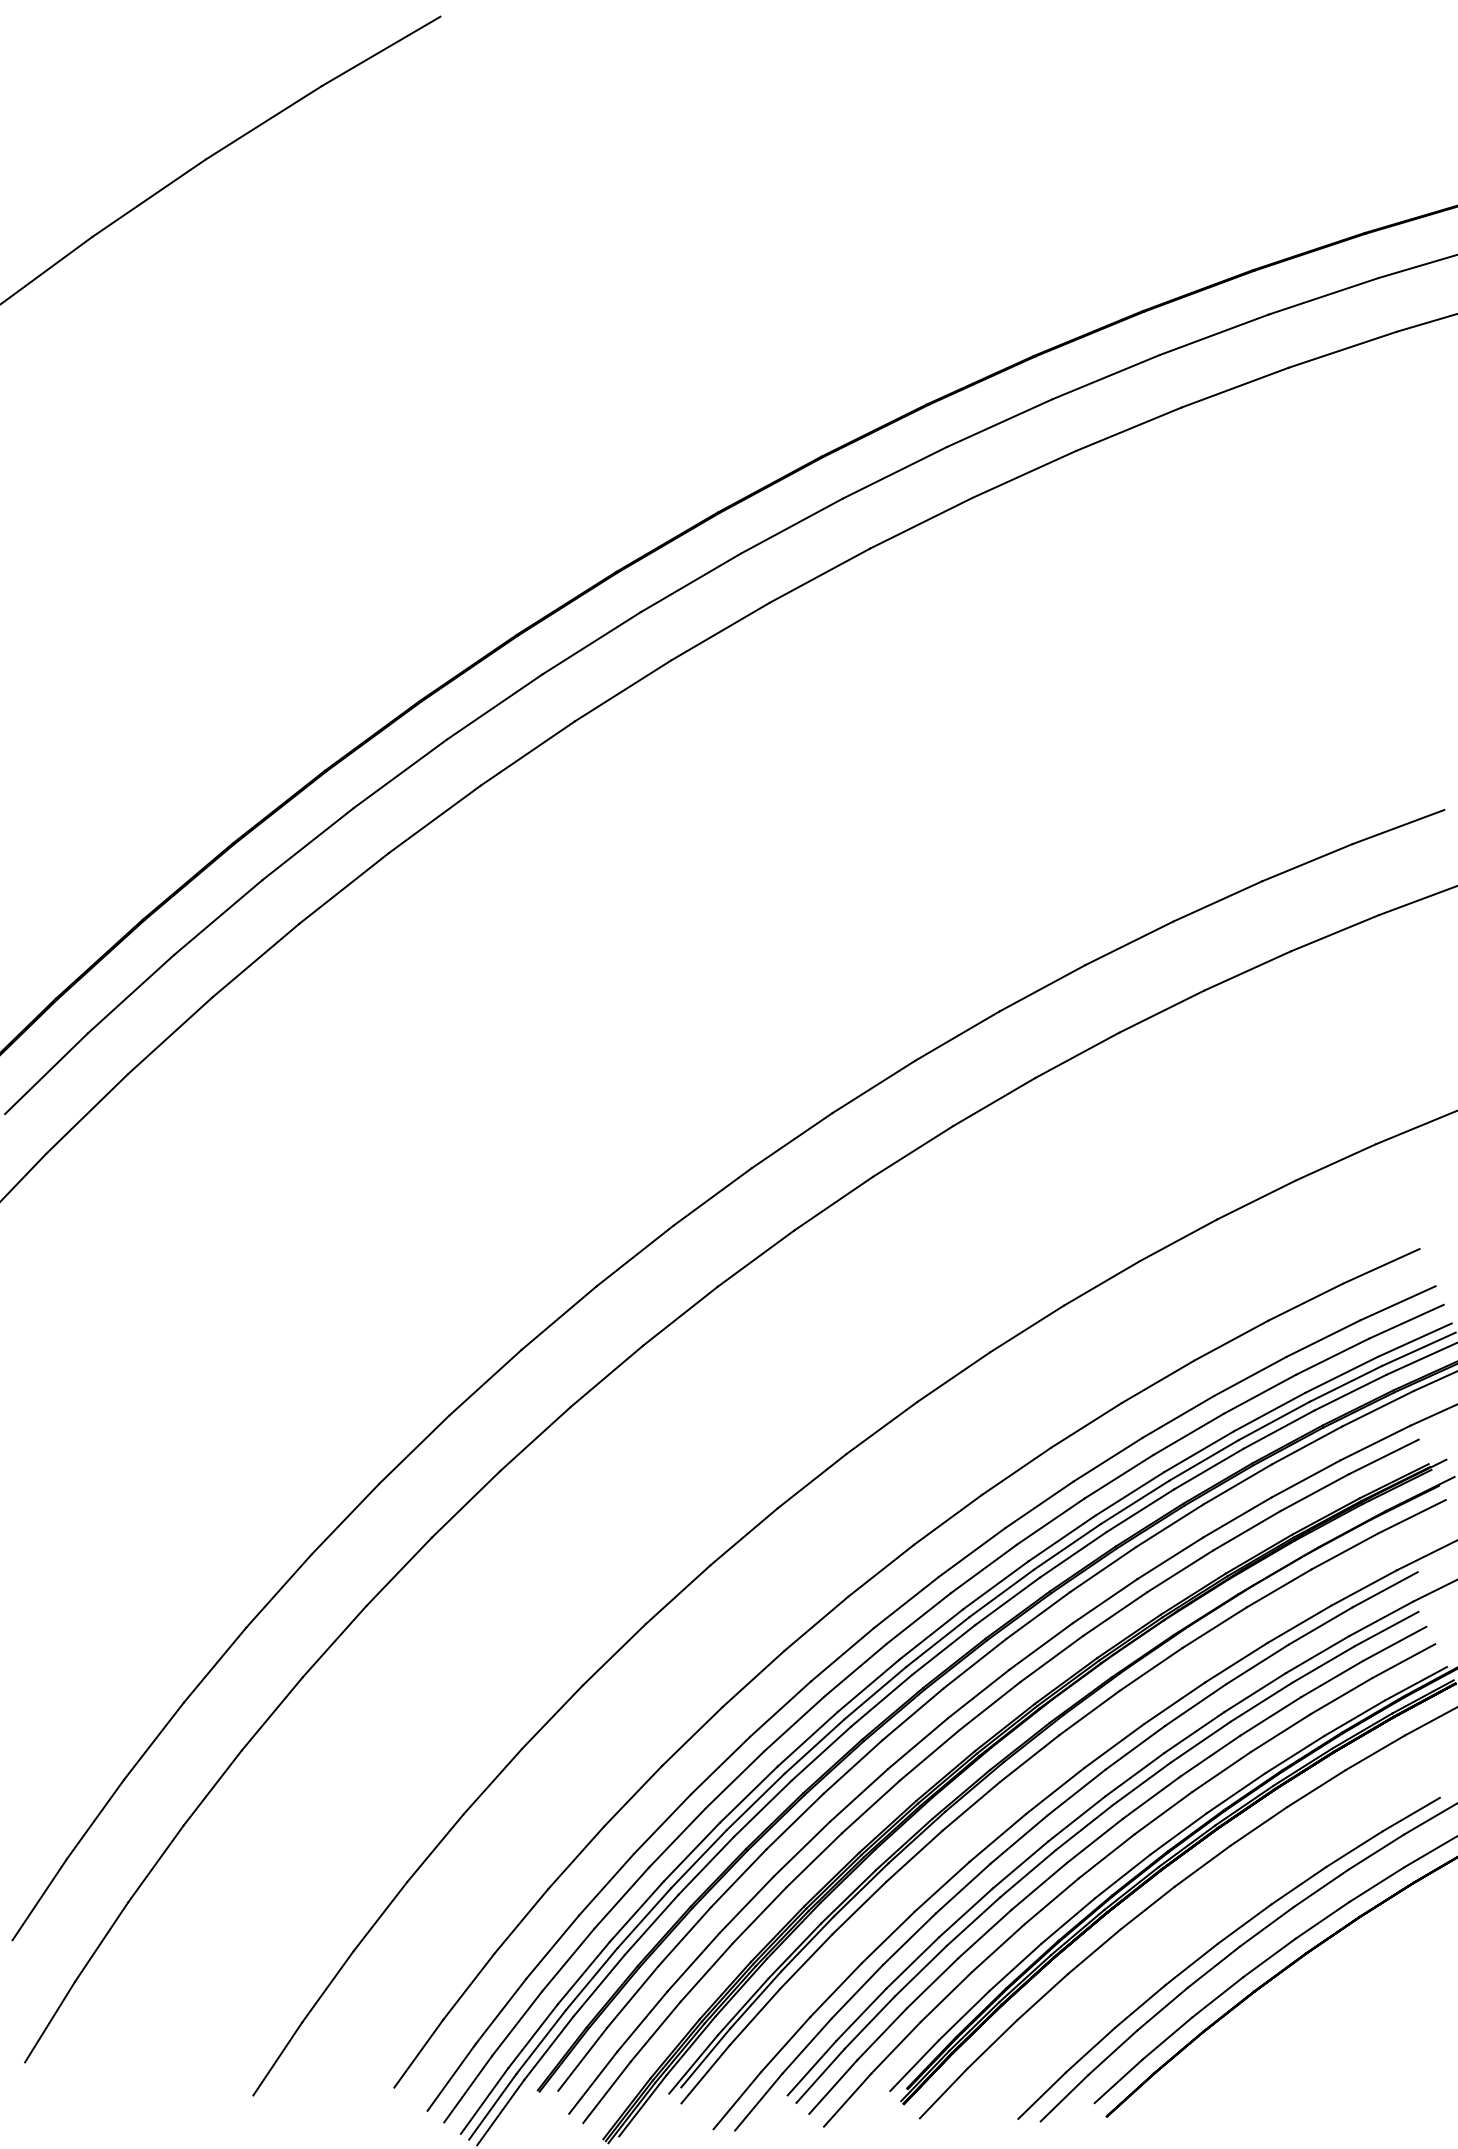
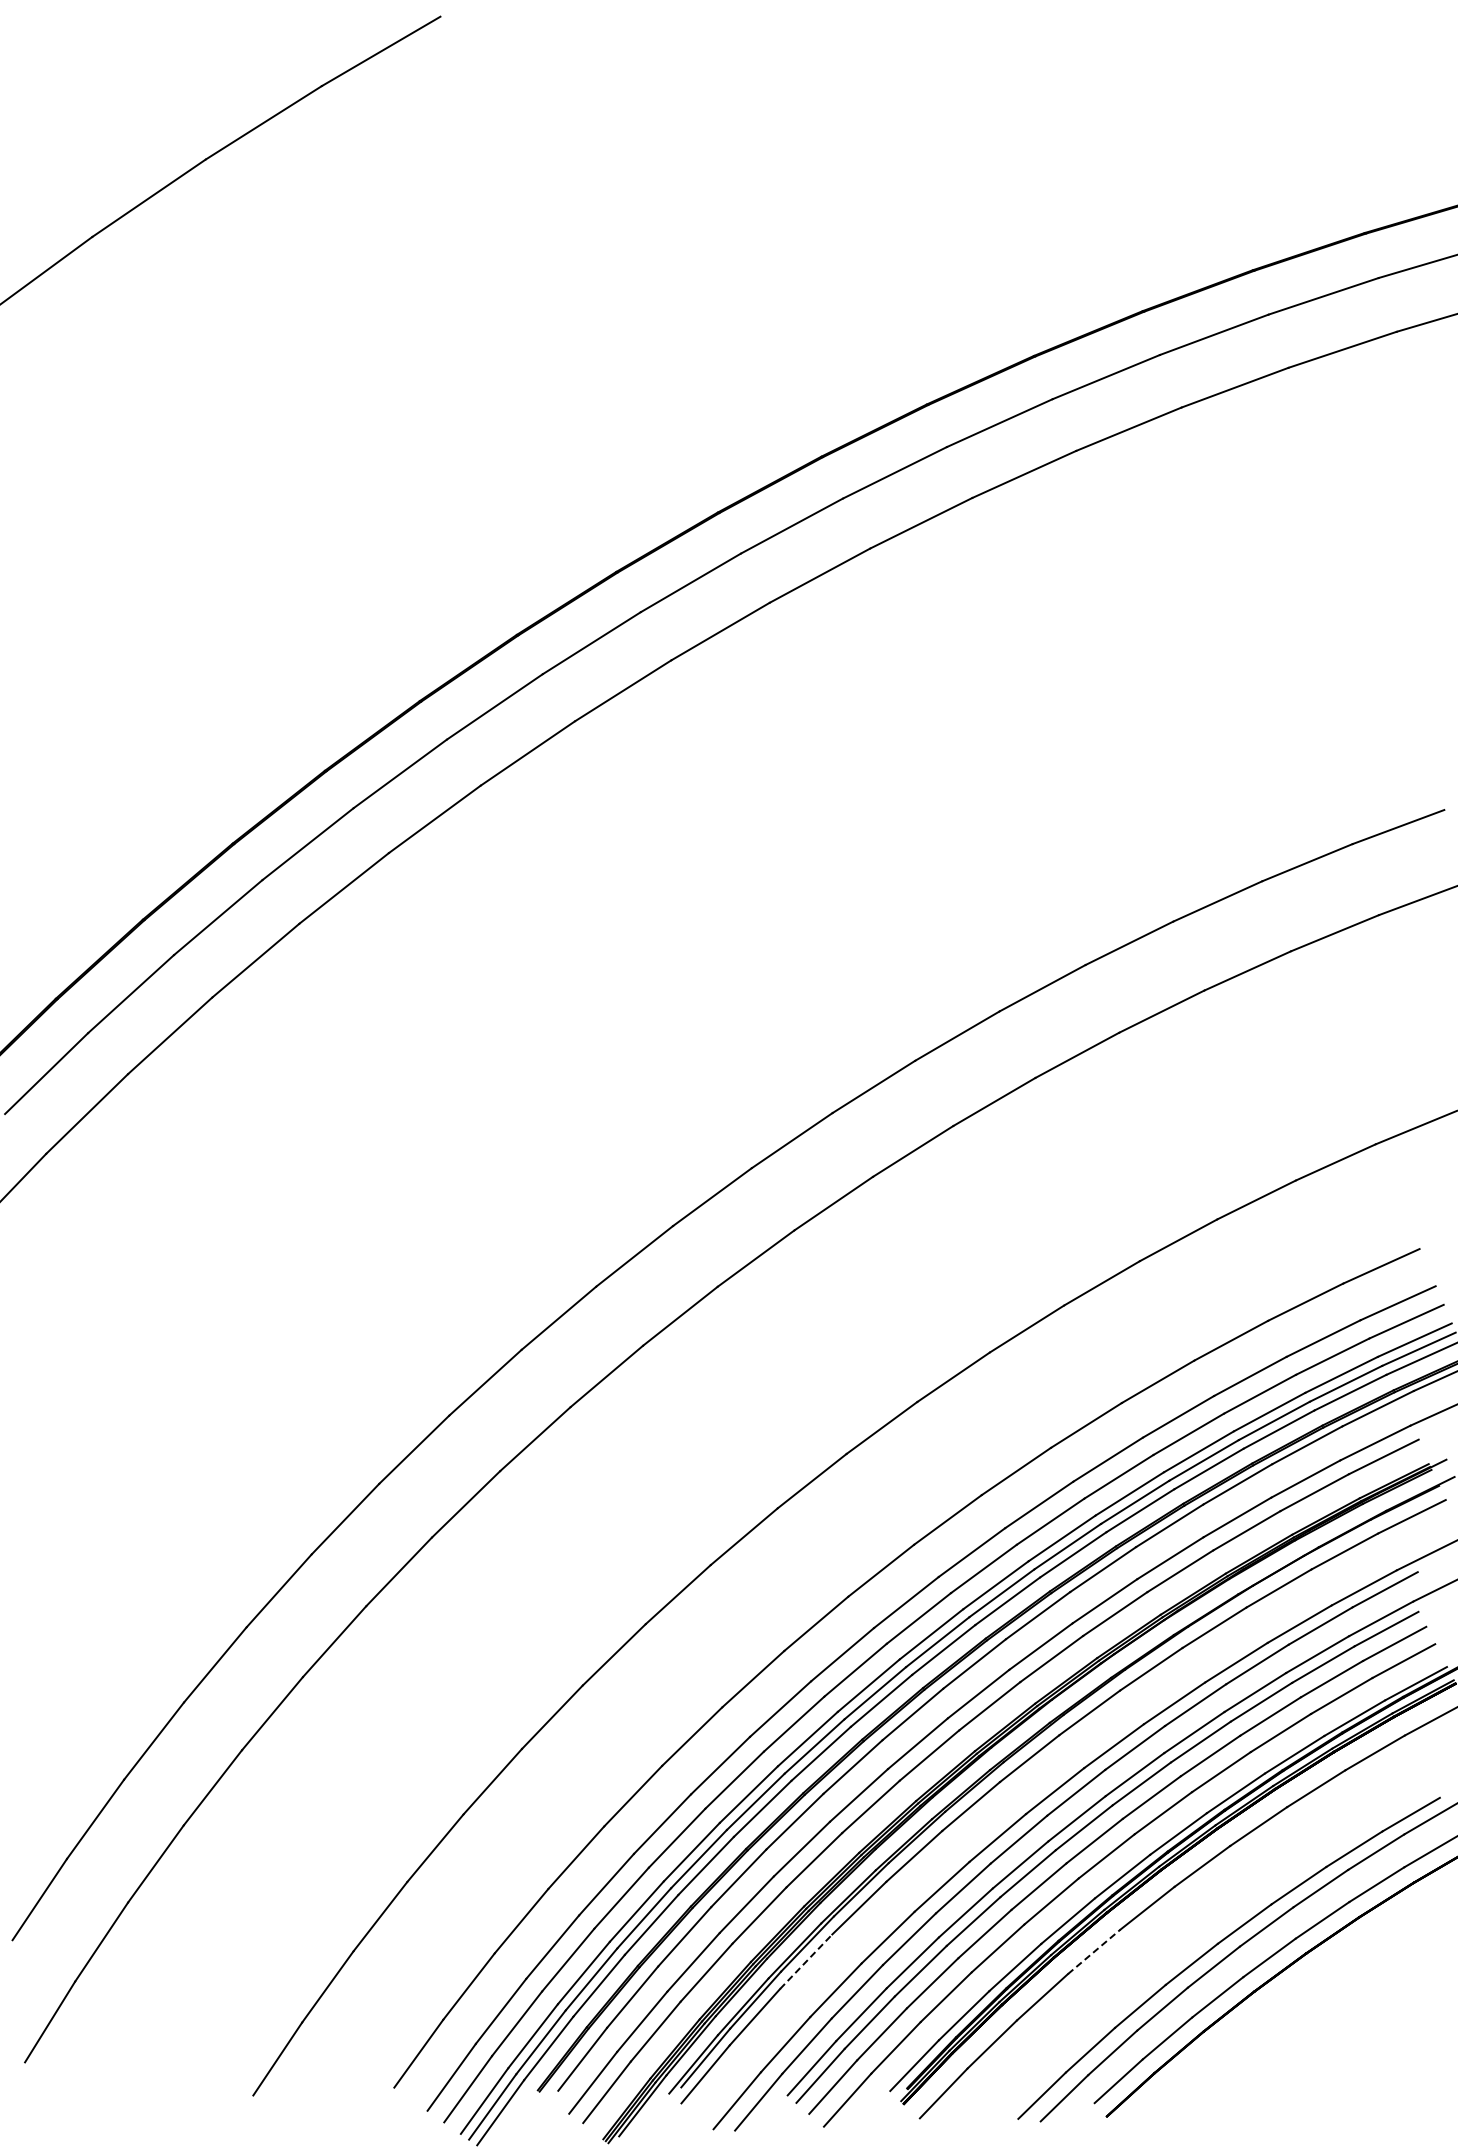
line: solid -> dashed (1094, 1951)
line: solid -> dashed (806, 1961)
